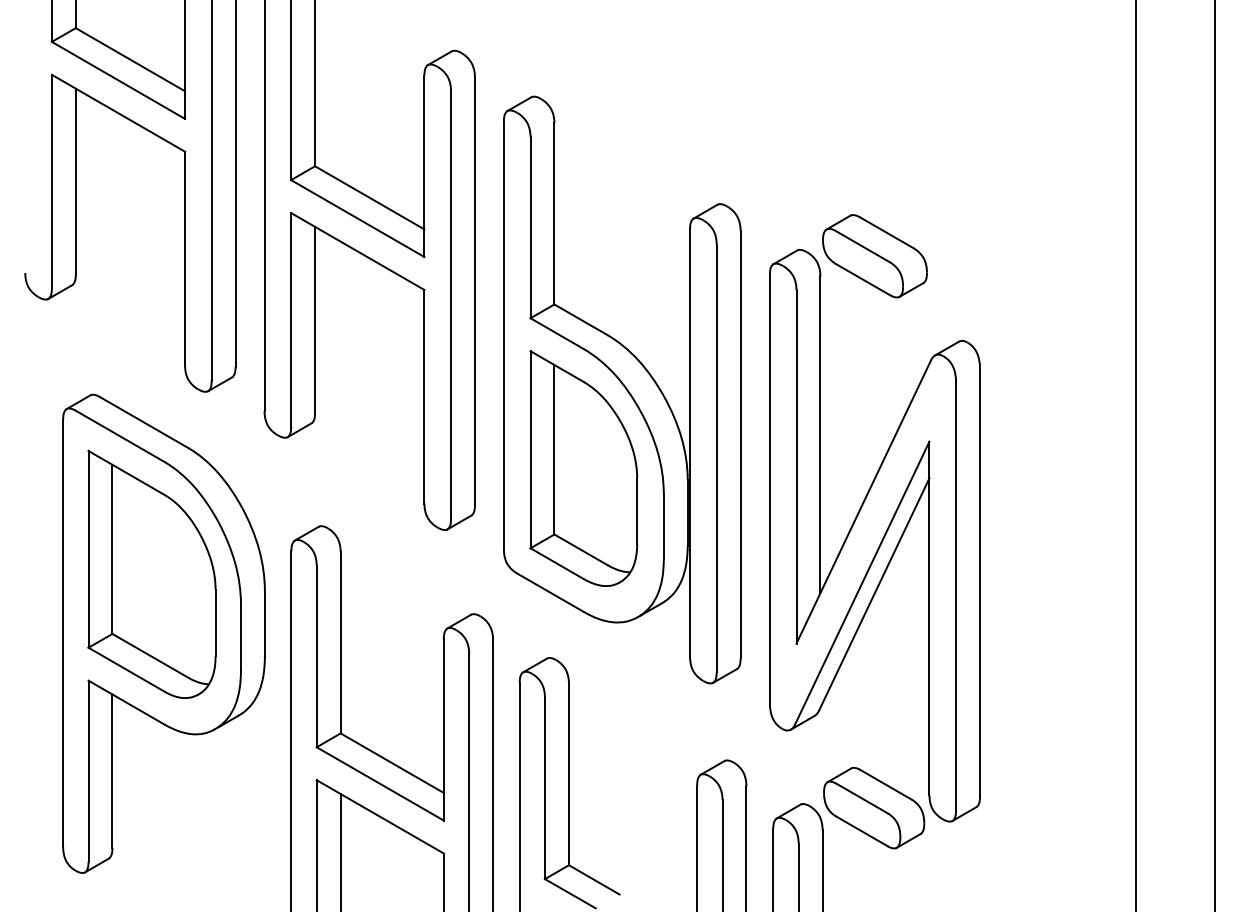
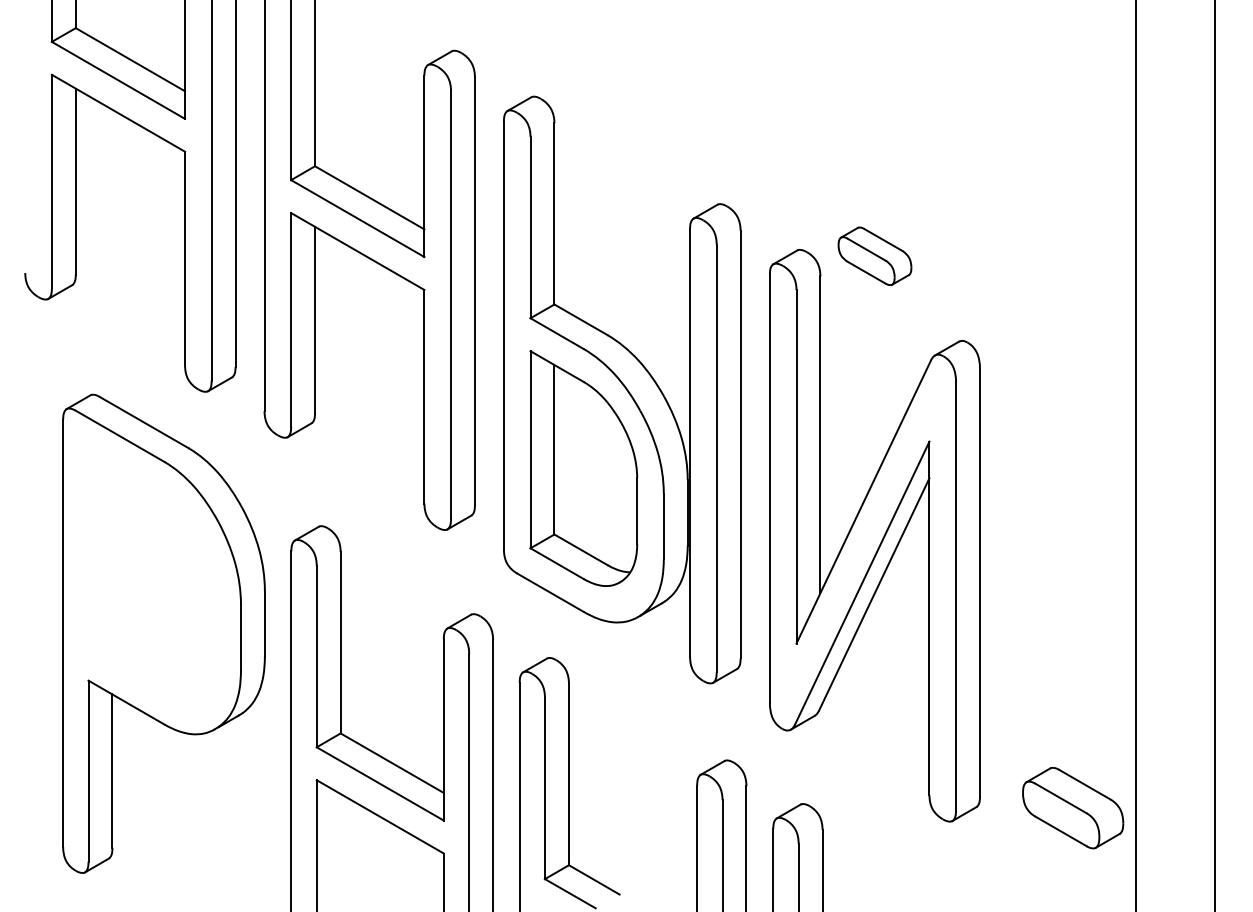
part size: 106x85 px -> 76x60 px (874, 255)
part: present -> none (151, 573)
part position: (874, 807) -> (1073, 807) (1073, 807)
line: present -> none (340, 850)
